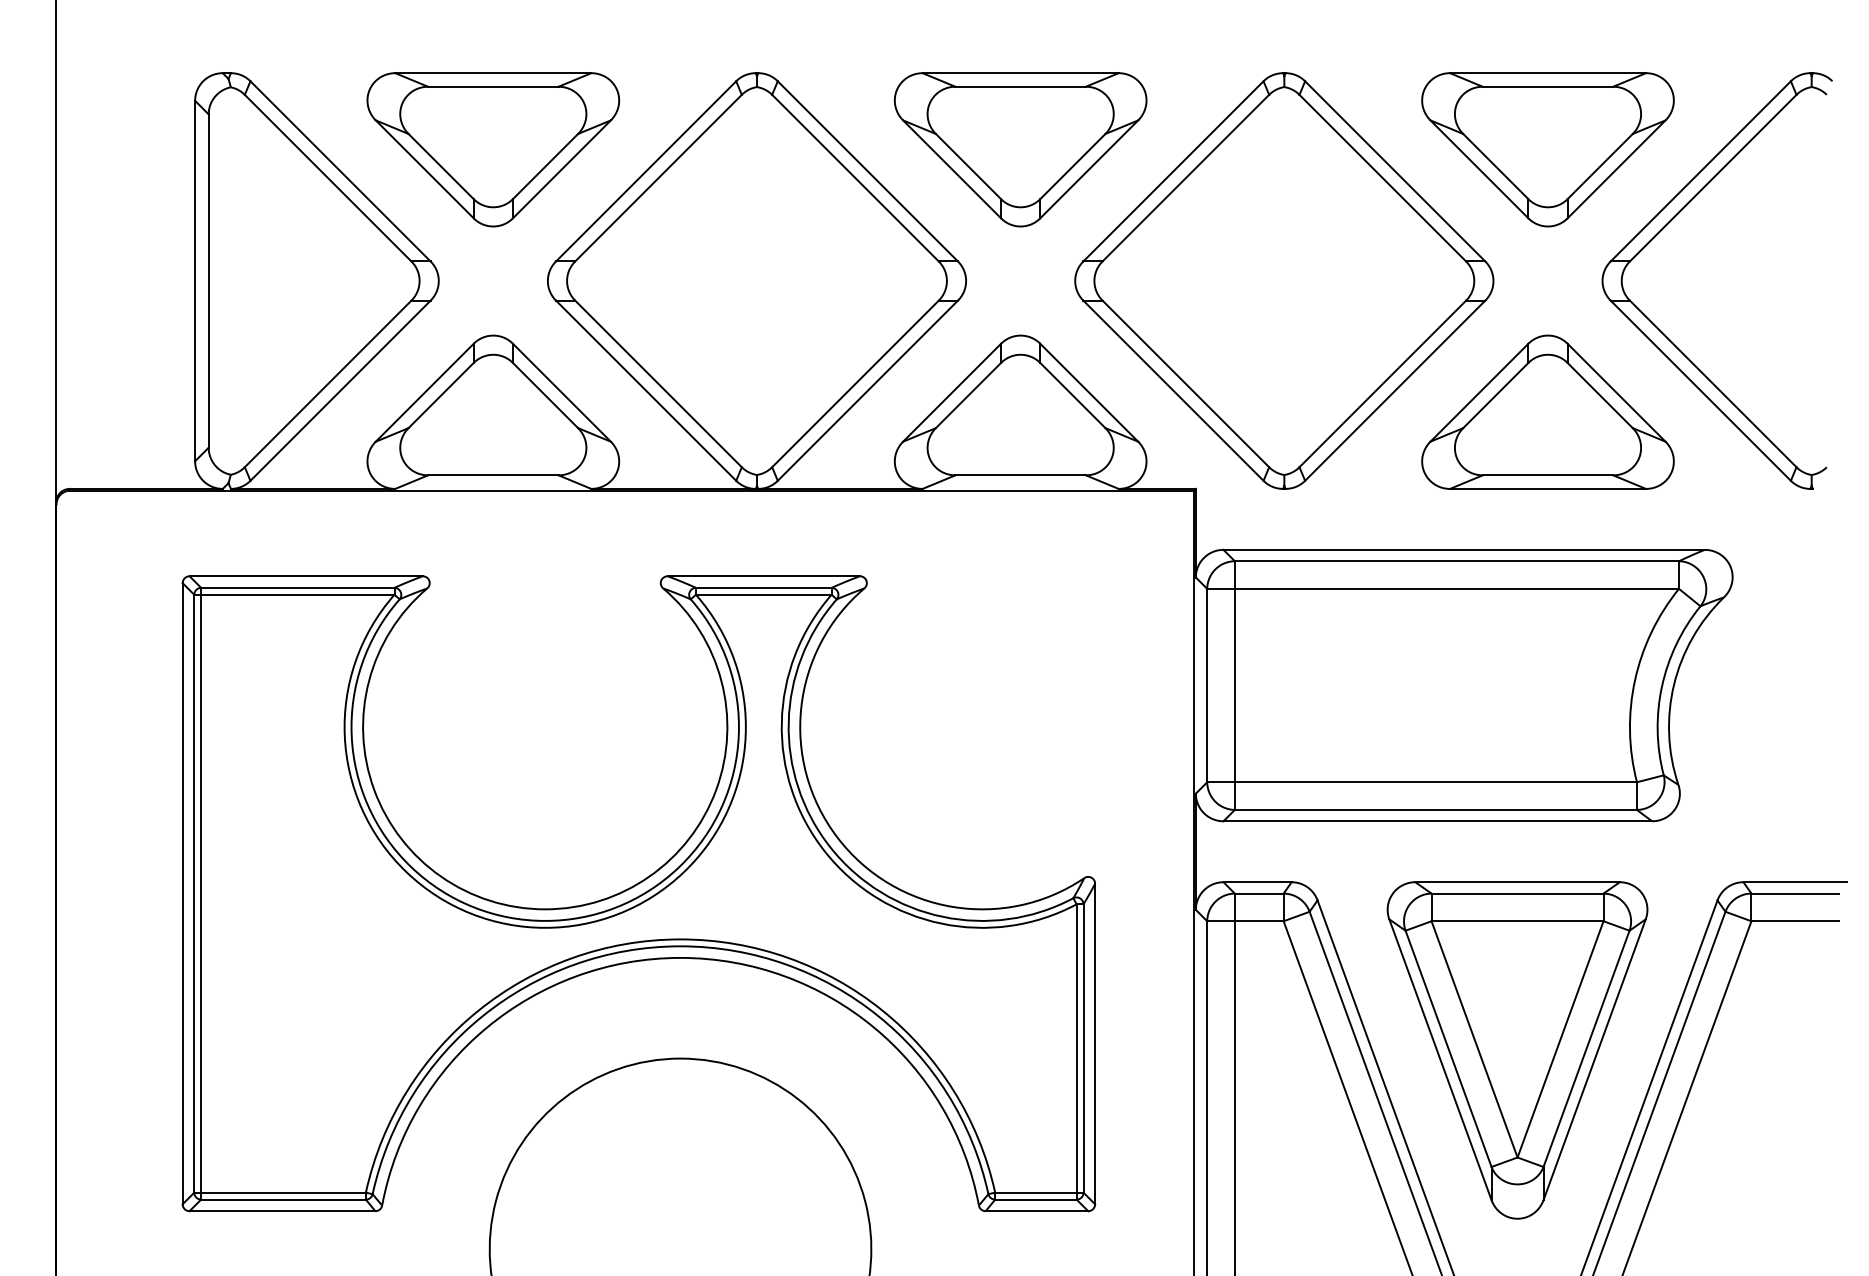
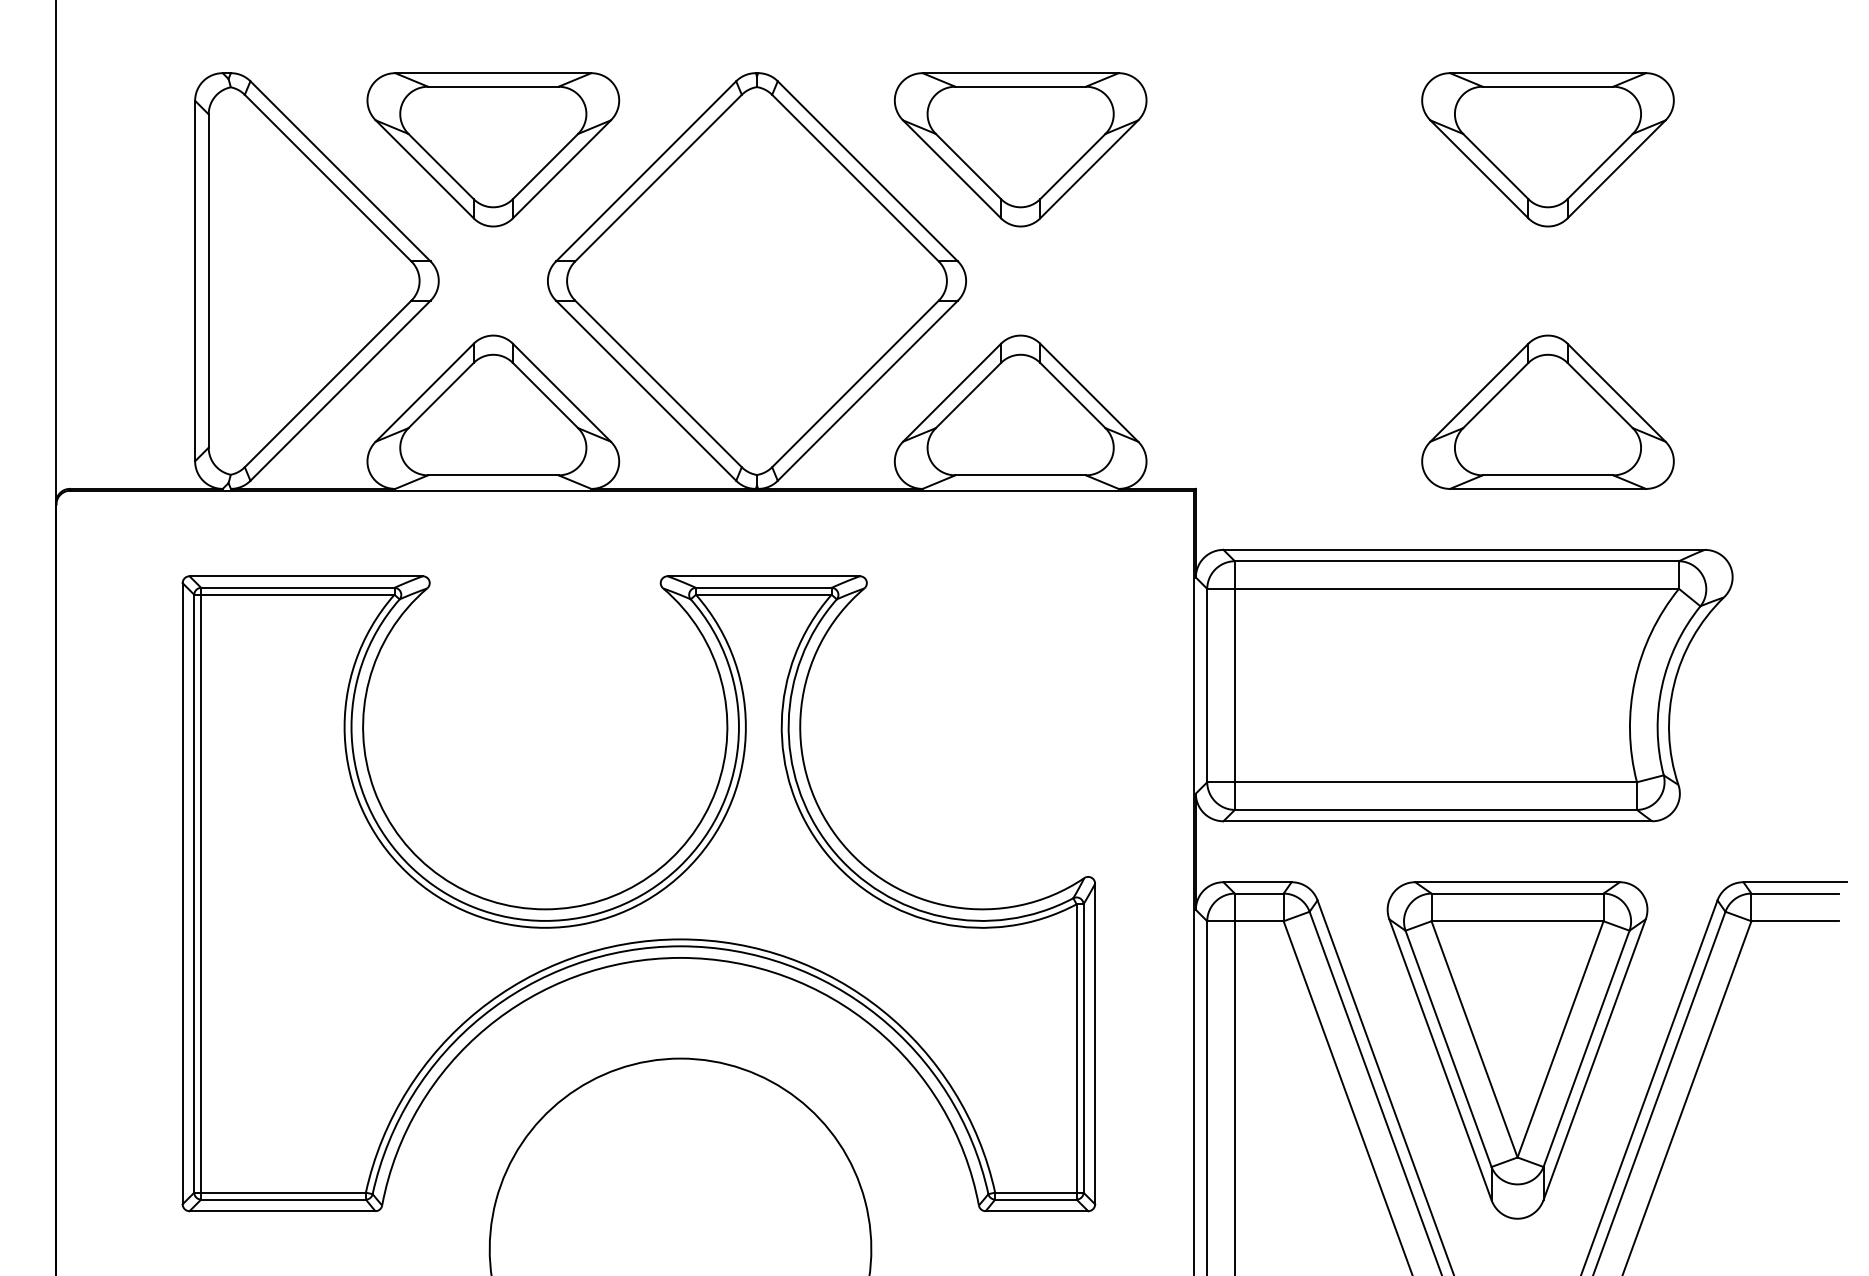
part: present -> none (1664, 228)
part: present -> none (1284, 280)
